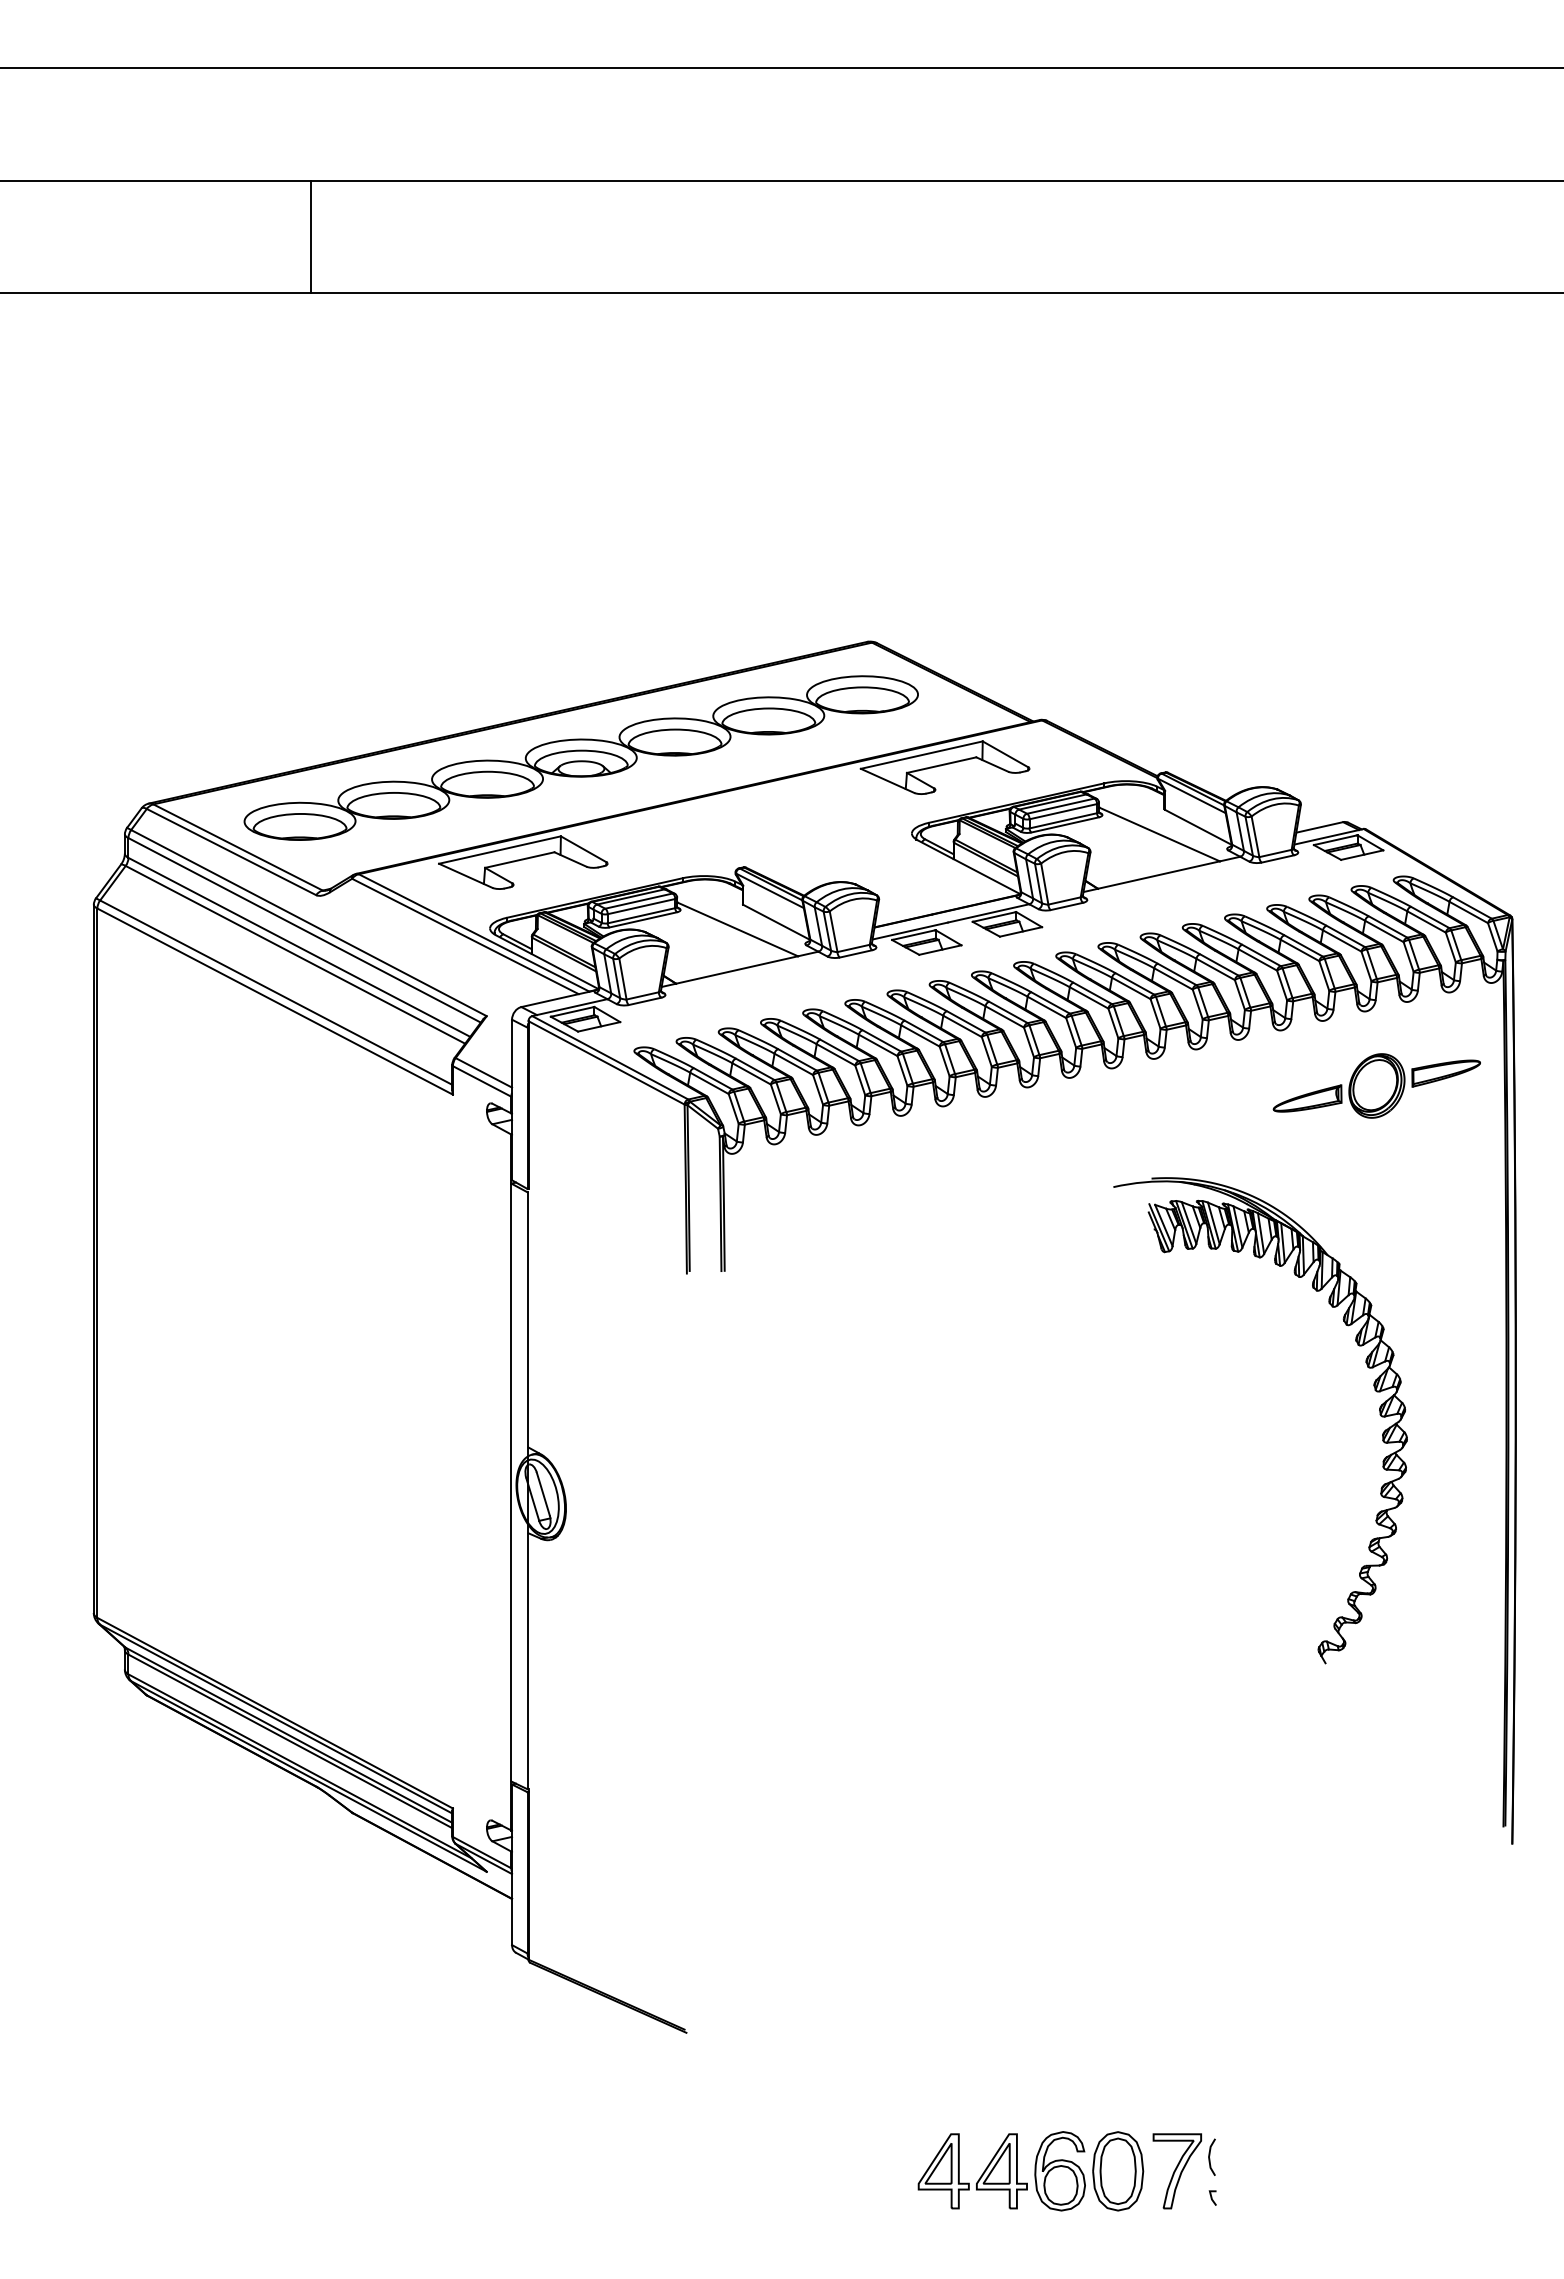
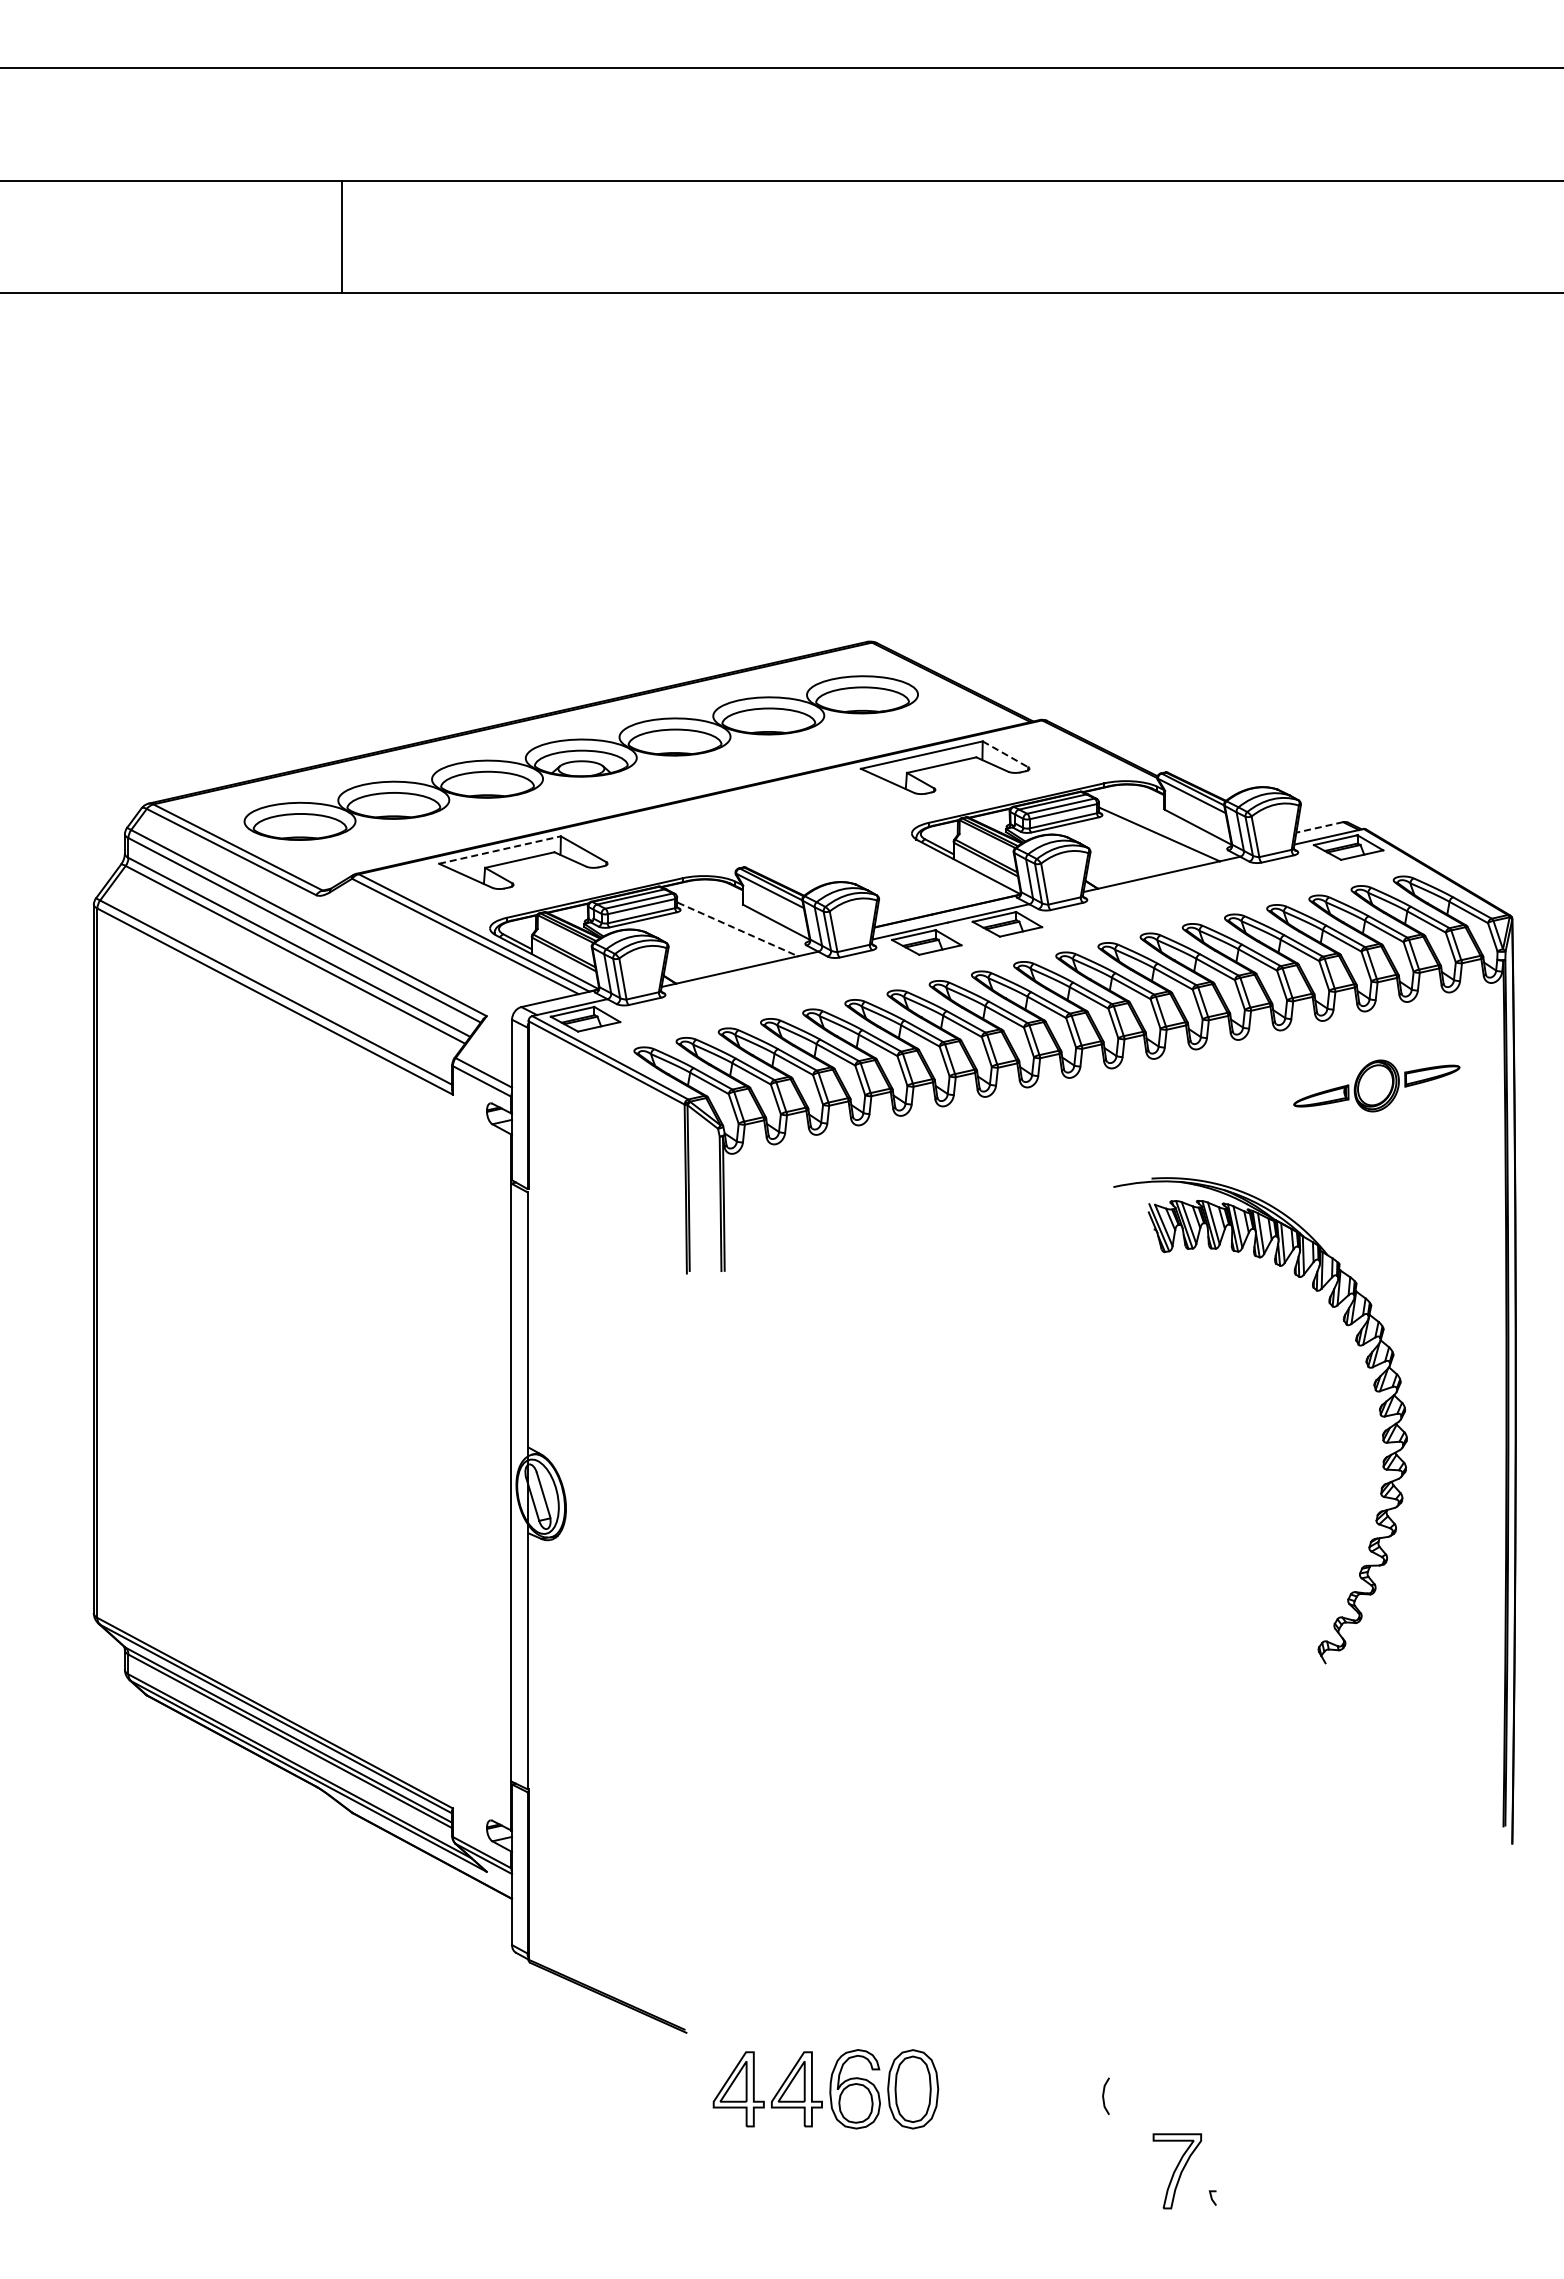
line position: (310, 236) -> (341, 236) (341, 236)
line: solid -> dashed (1005, 754)
line: solid -> dashed (1319, 827)
line: solid -> dashed (500, 849)
line: solid -> dashed (737, 929)
part size: 209x66 px -> 168x54 px (1376, 1085)
line position: (1210, 2155) -> (1104, 2094) (1104, 2094)
part position: (1030, 2171) -> (825, 2089) (825, 2089)
